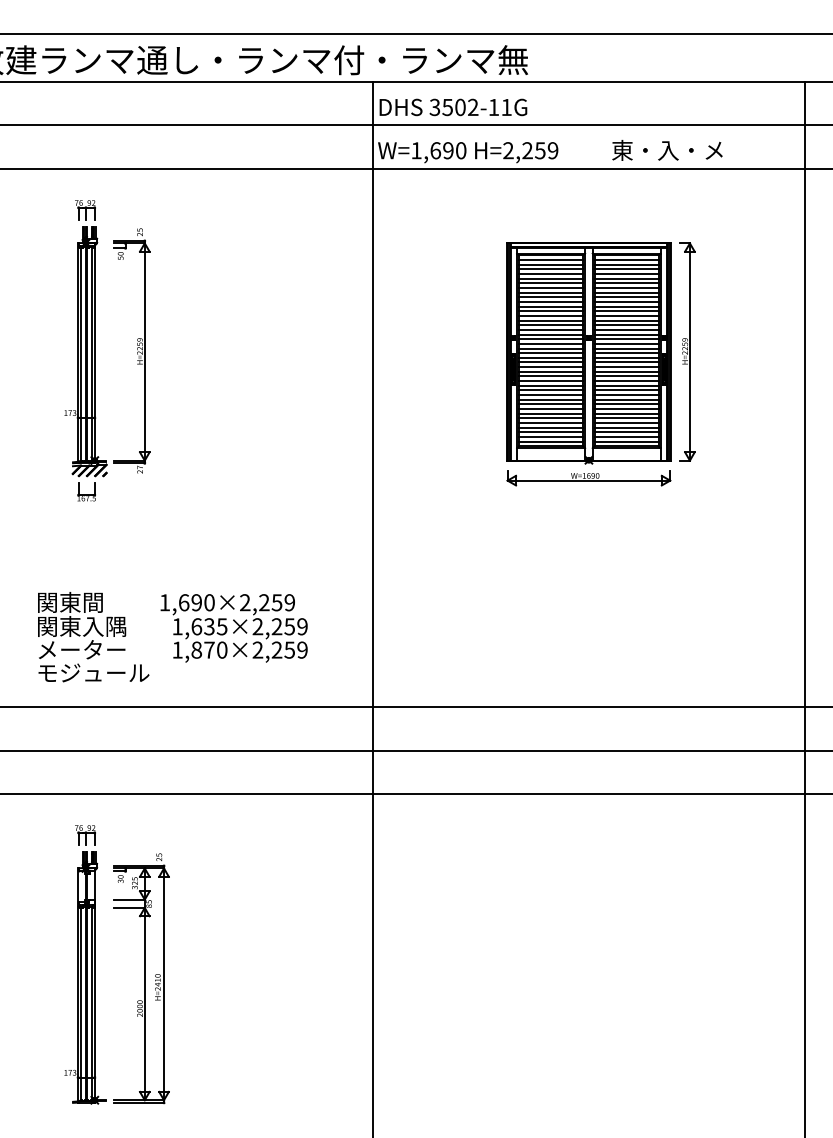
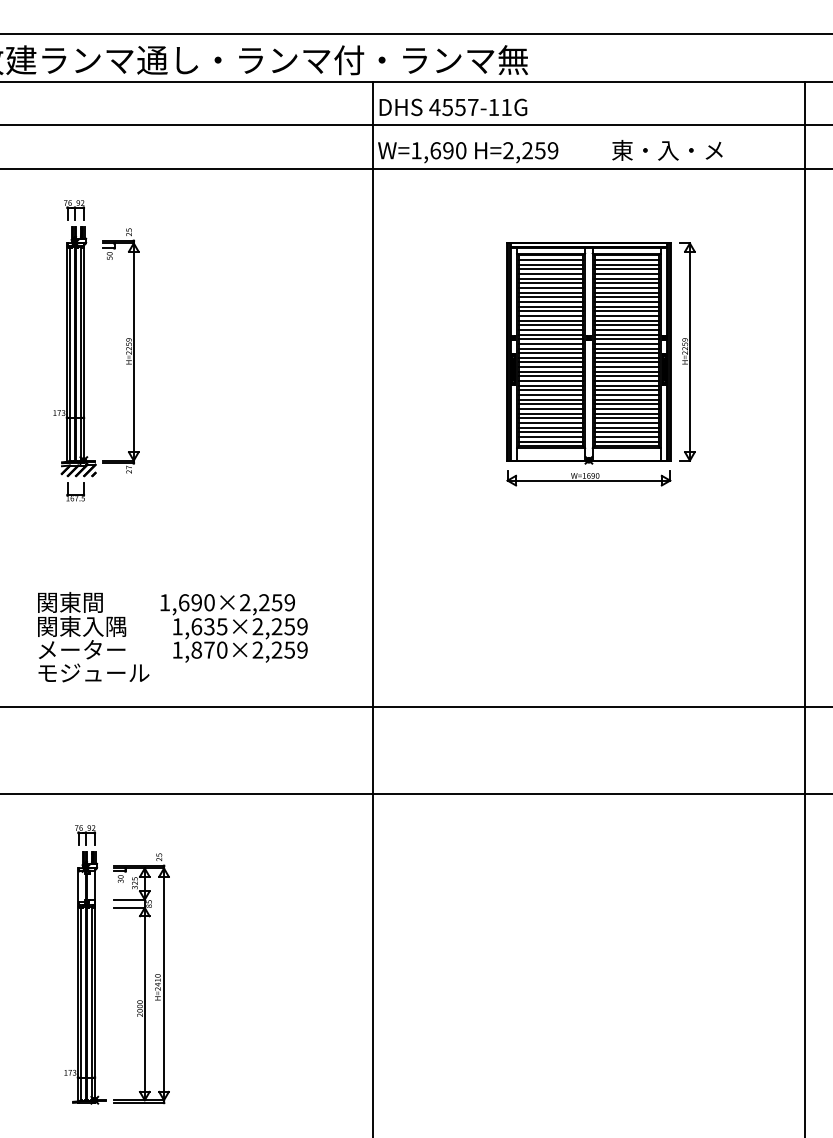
text: 3502-11G -> 4557-11G (453, 107)
part position: (95, 350) -> (84, 350) (84, 350)
line: present -> none (415, 750)
